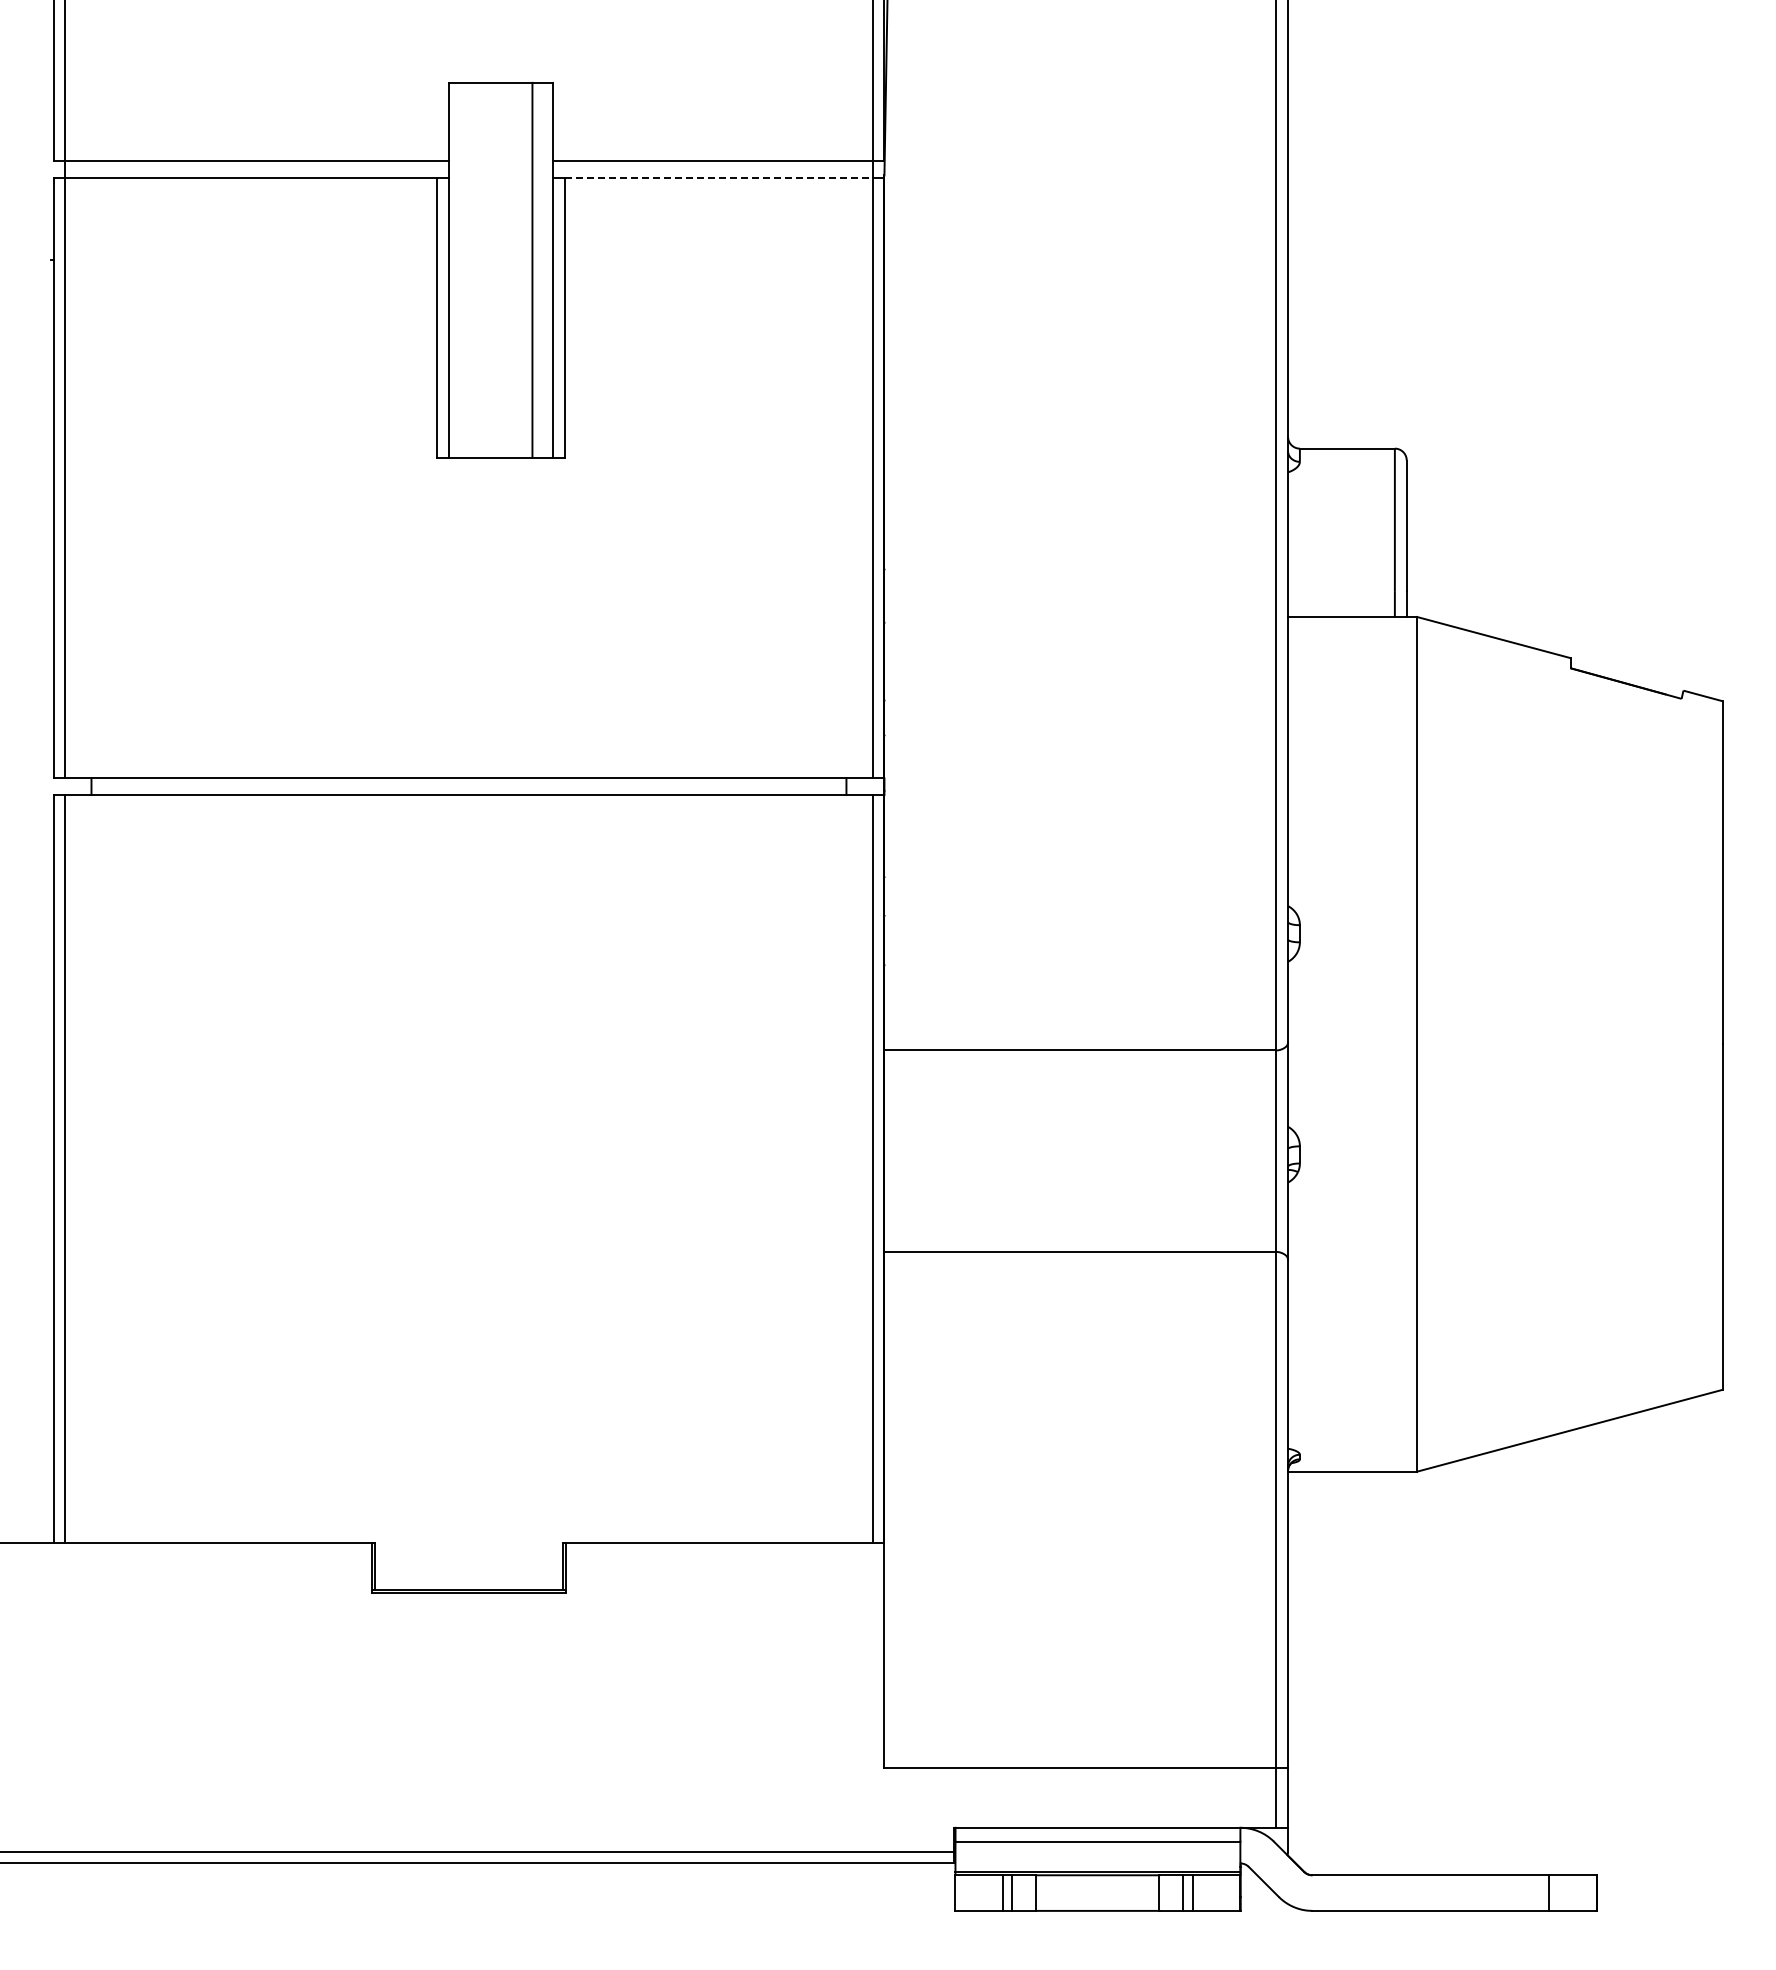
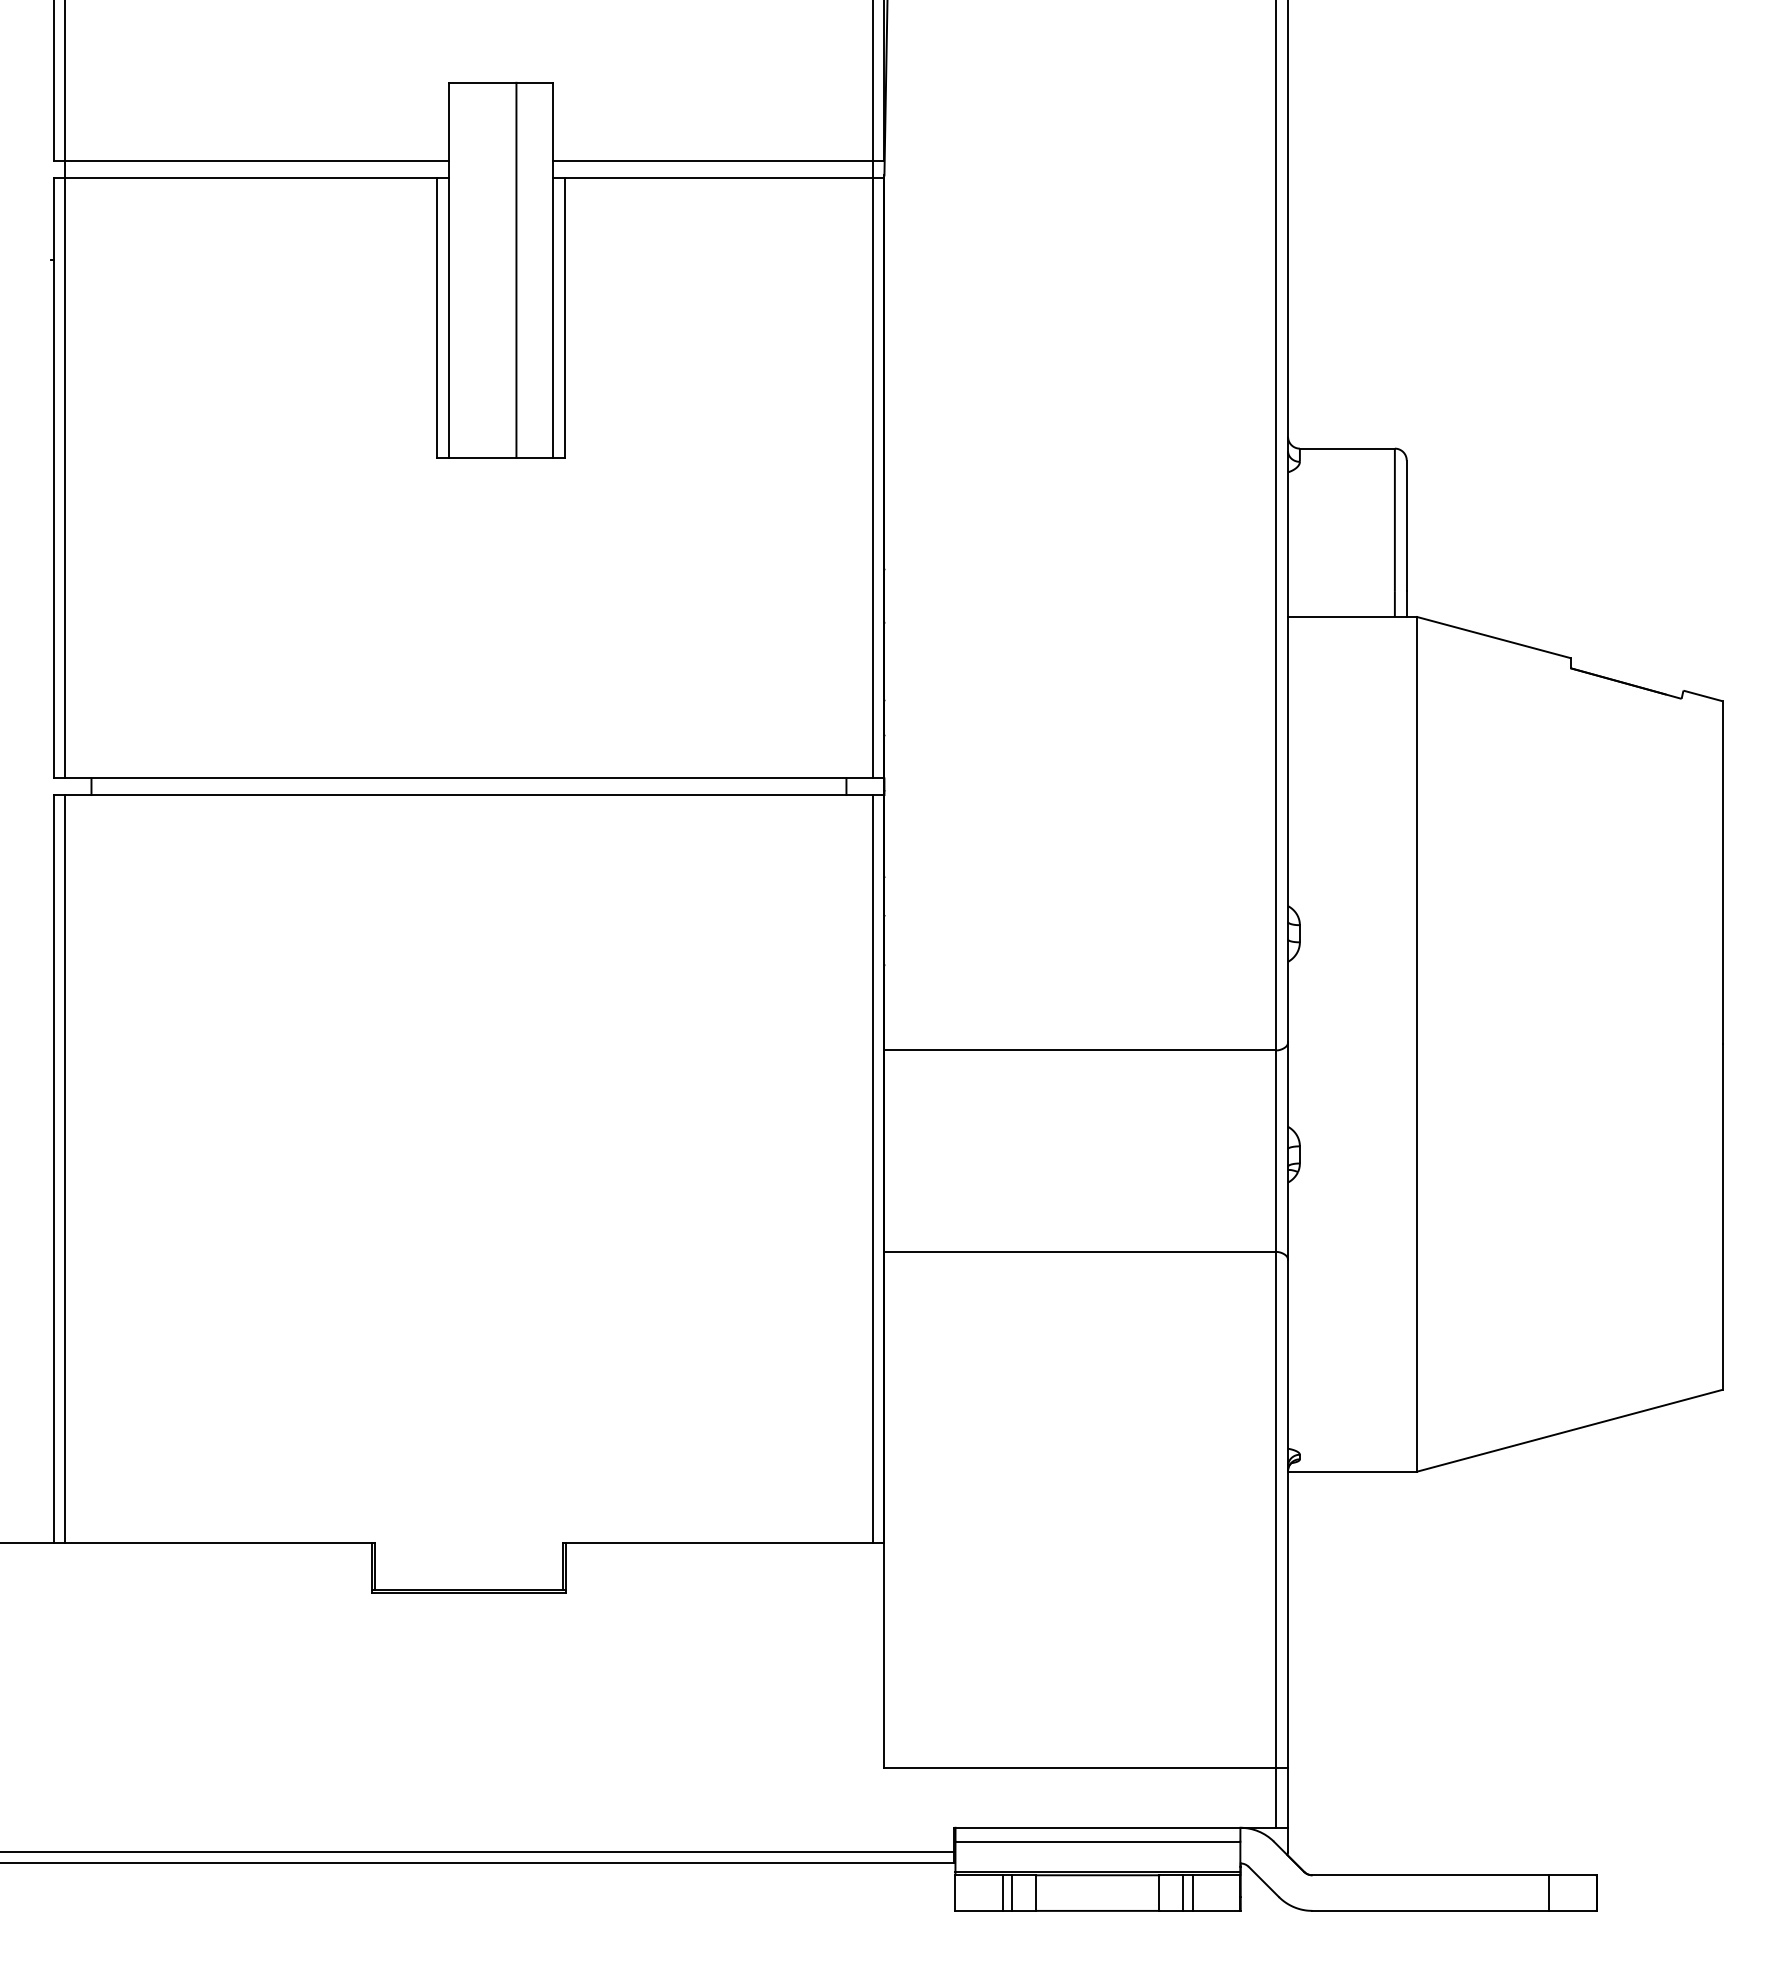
line: dashed -> solid (718, 177)
line position: (532, 269) -> (516, 269) (516, 269)
